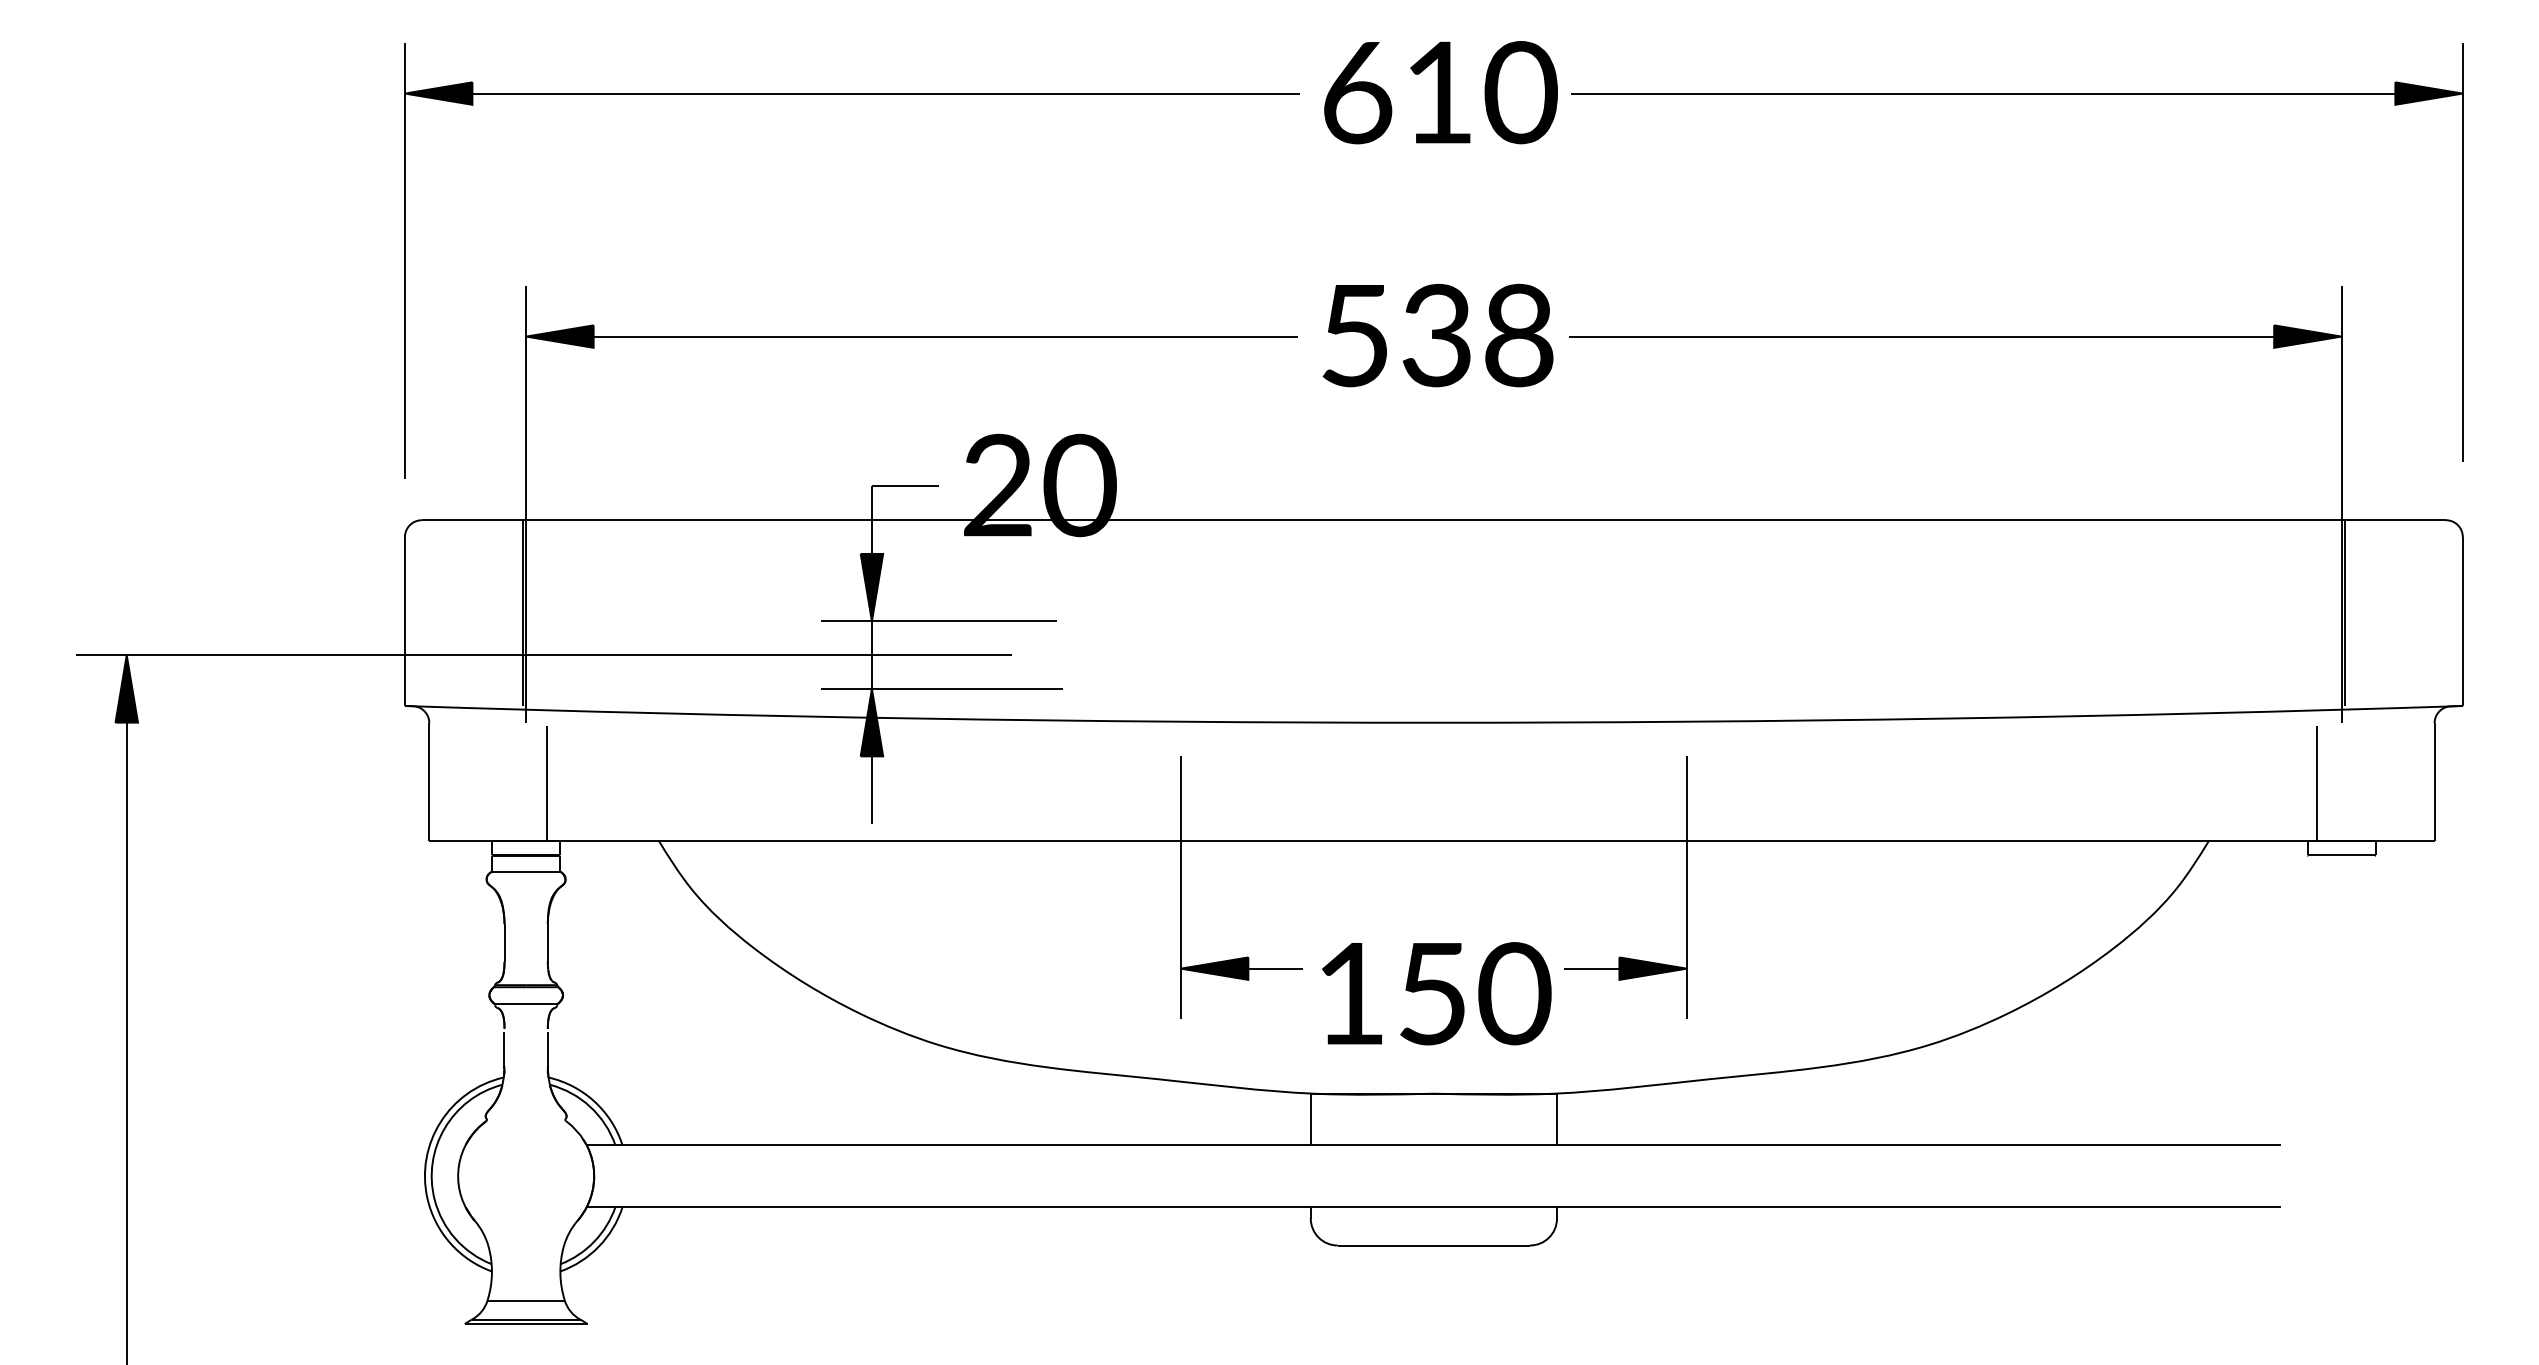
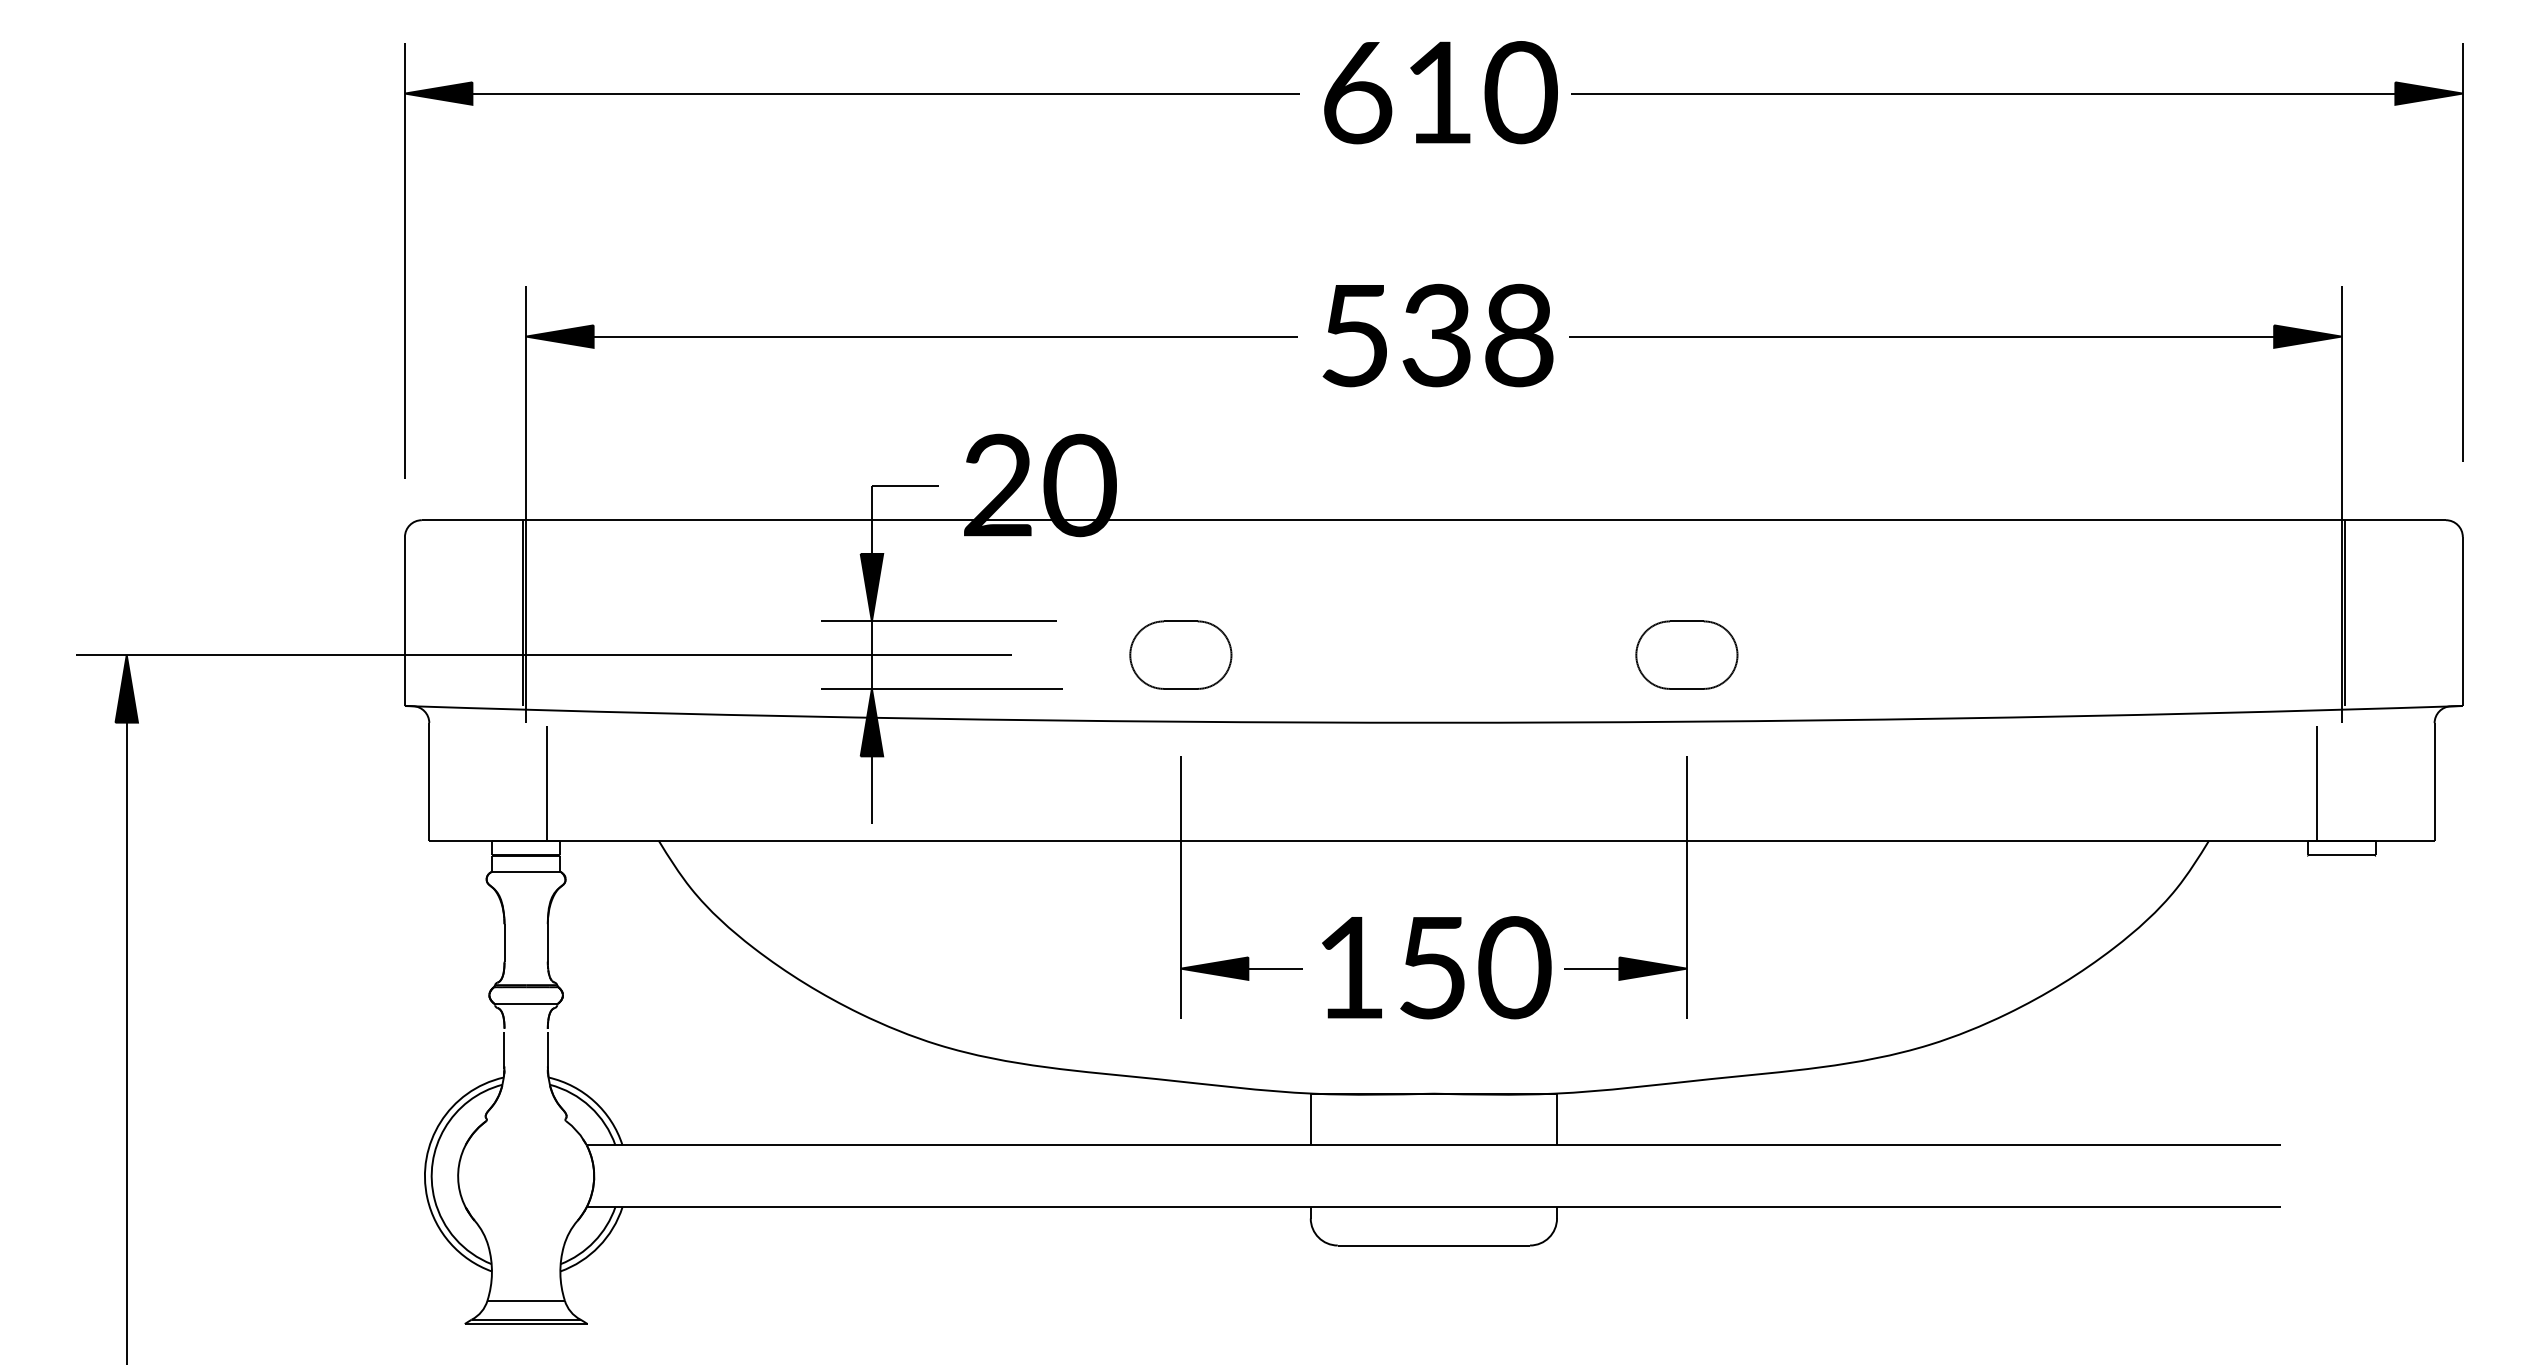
part: none -> present (1180, 654)
part: none -> present (1686, 654)
text position: (1436, 993) -> (1436, 967) (1436, 967)
